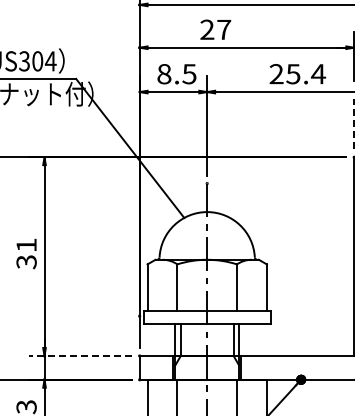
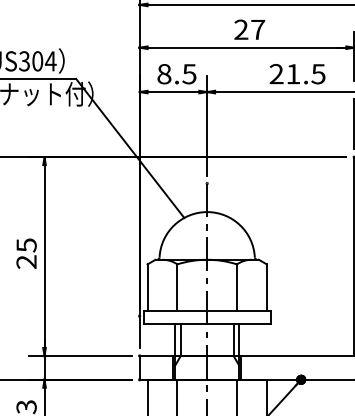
text position: (215, 29) -> (249, 29) (249, 29)
text: 25.4 -> 21.5 (306, 74)
line: dashed -> solid (354, 124)
text: 31 -> 25 (26, 253)
line: dashed -> solid (80, 355)
